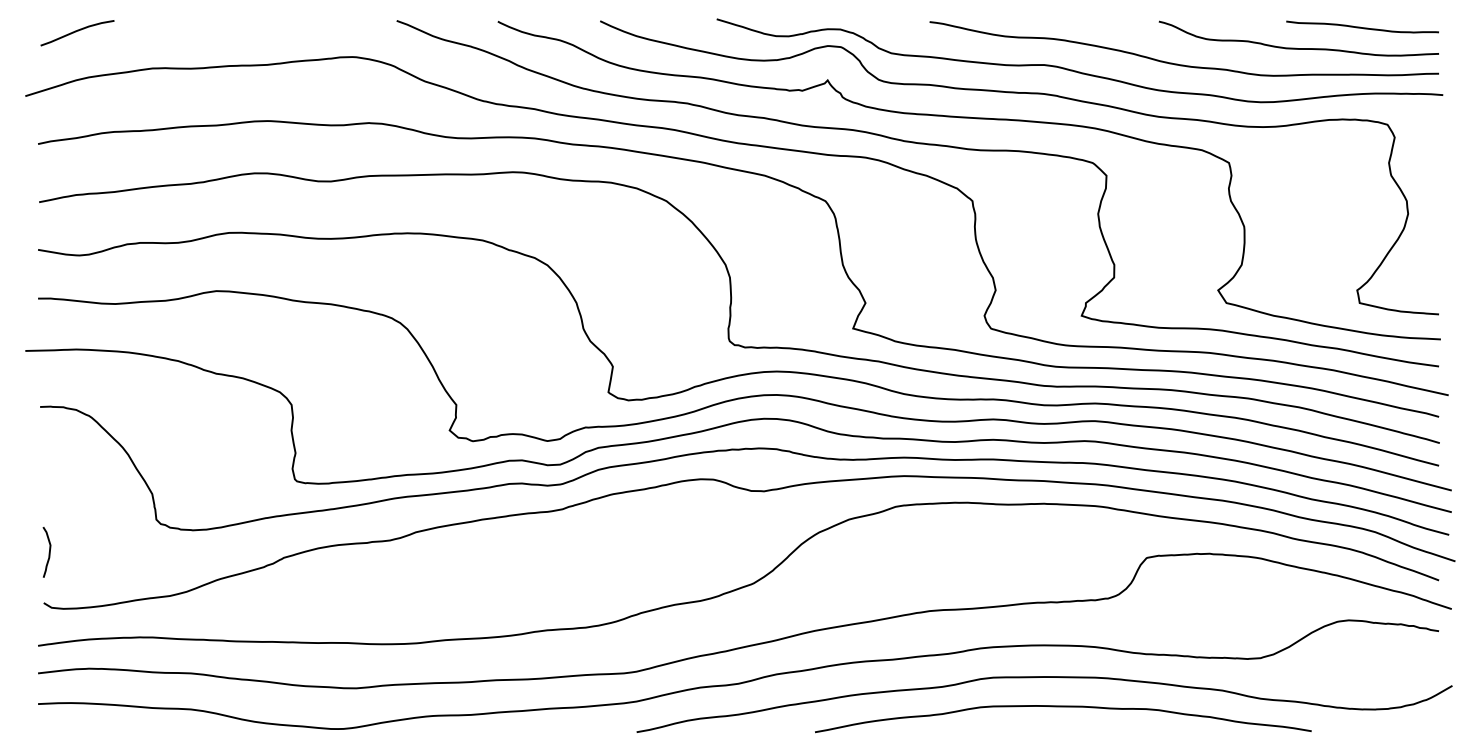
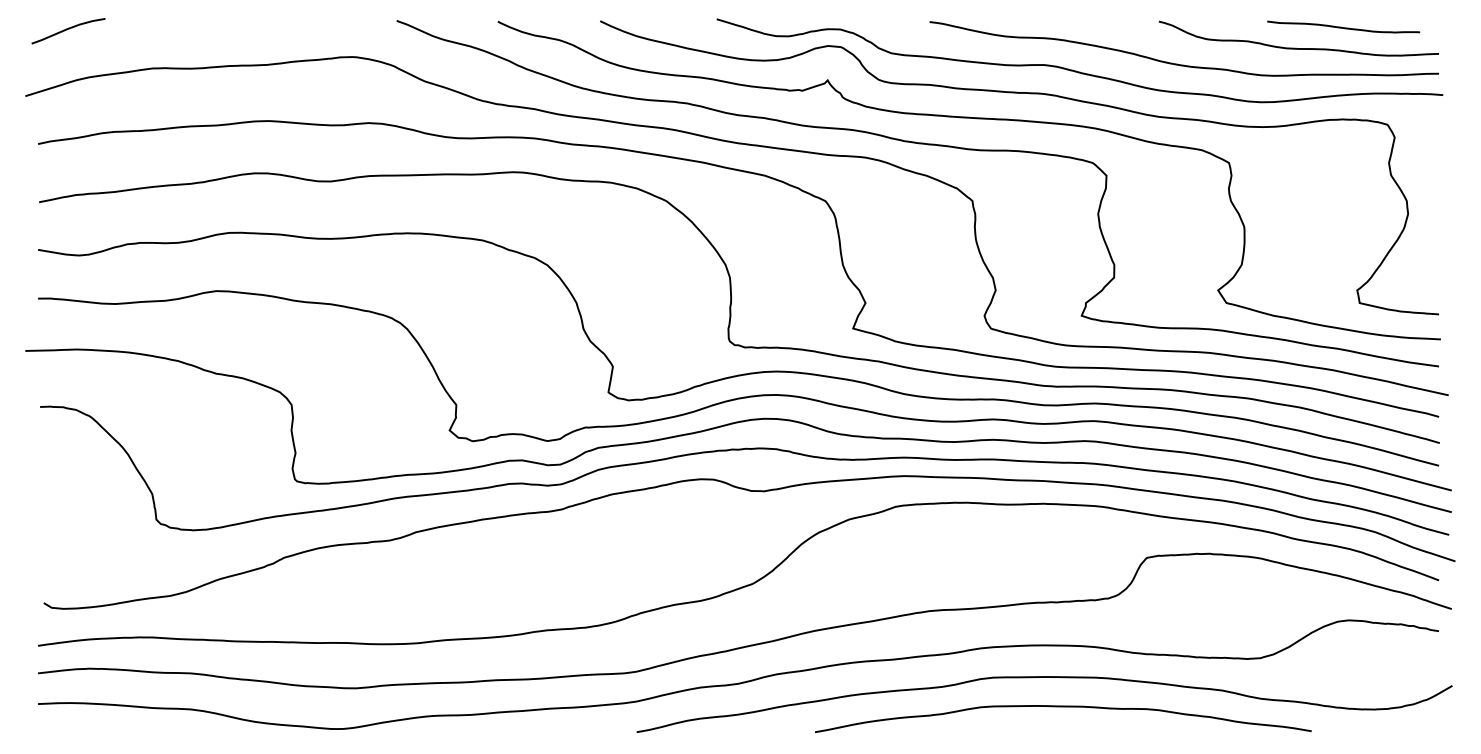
curve position: (1362, 27) -> (1343, 27) (1343, 27)
curve position: (76, 32) -> (67, 30) (67, 30)
curve: present -> none (48, 552)
